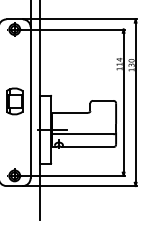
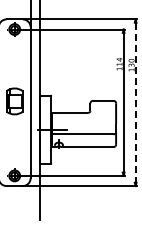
line: solid -> dashed (135, 102)
